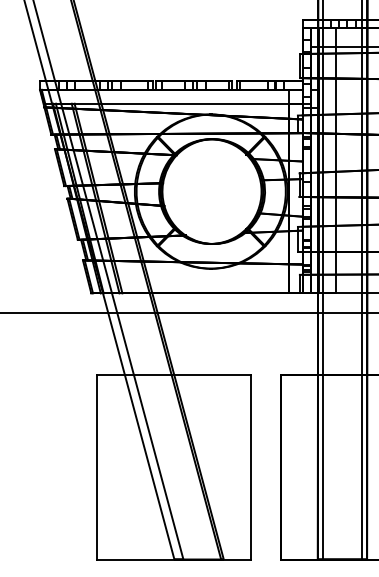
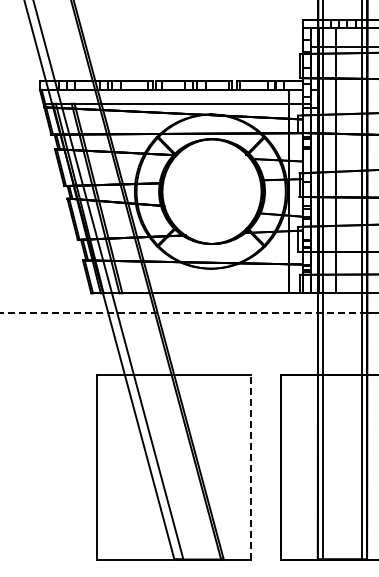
line: solid -> dashed (183, 312)
line: solid -> dashed (250, 467)
